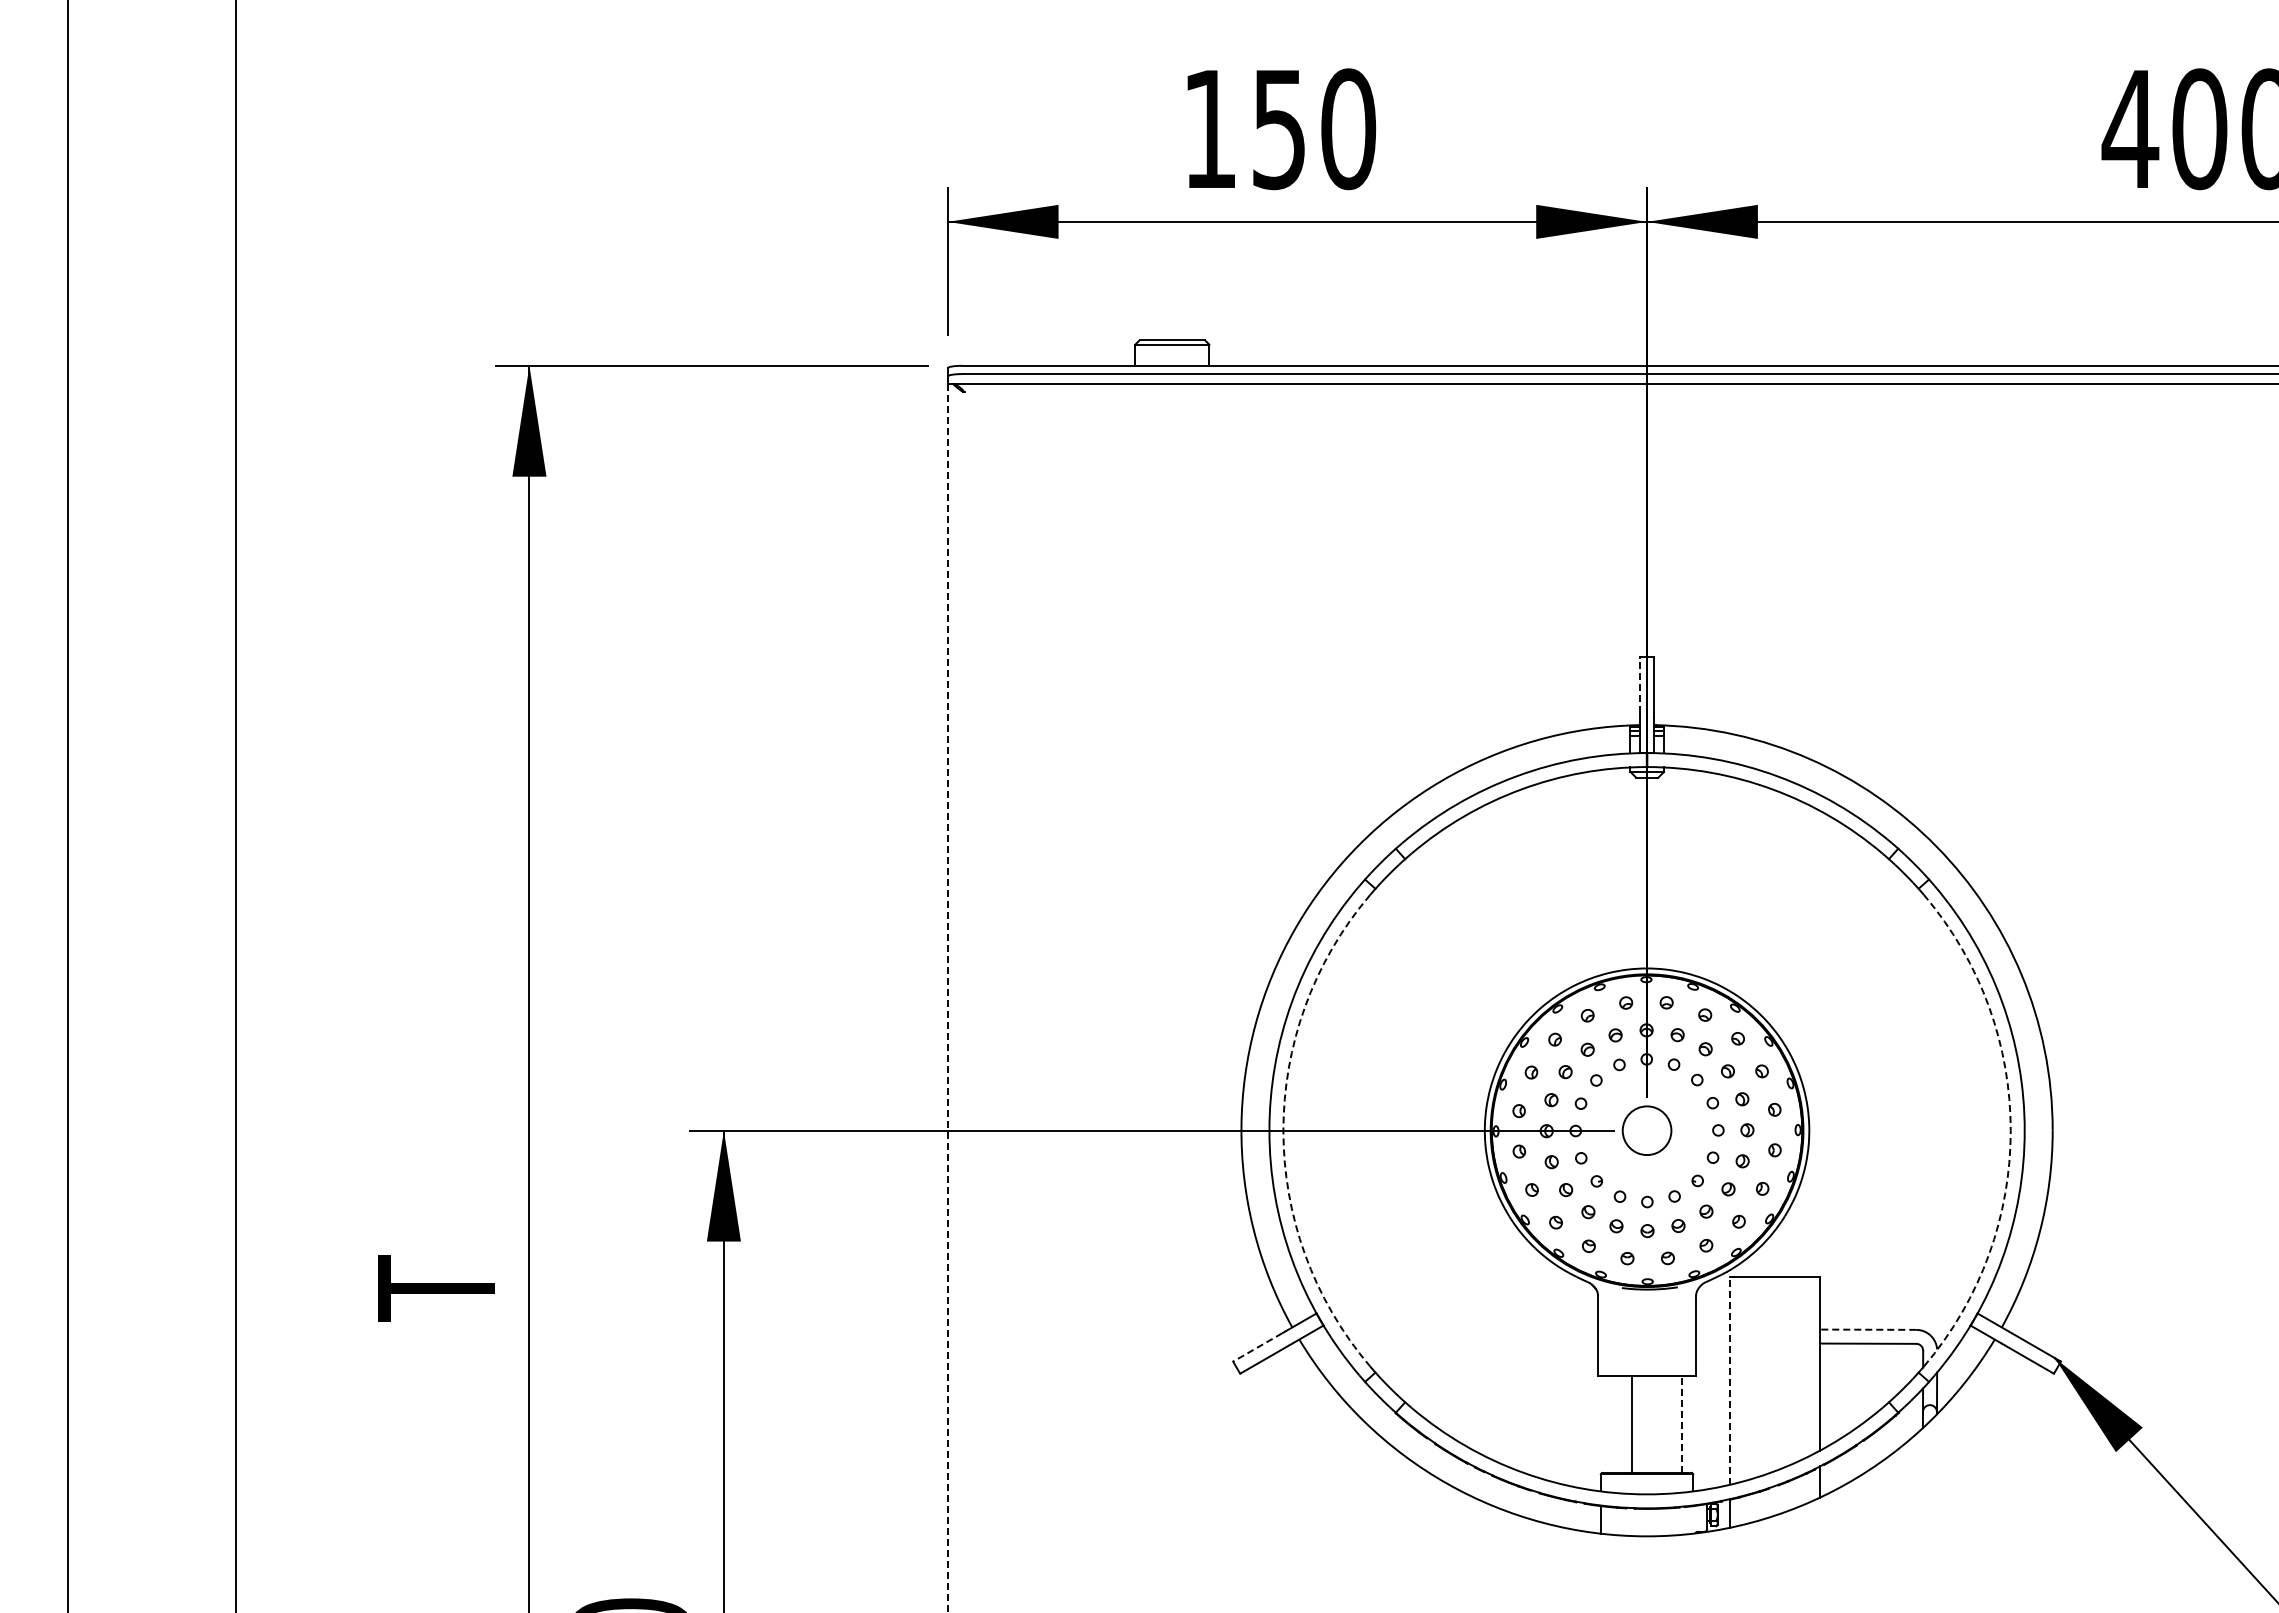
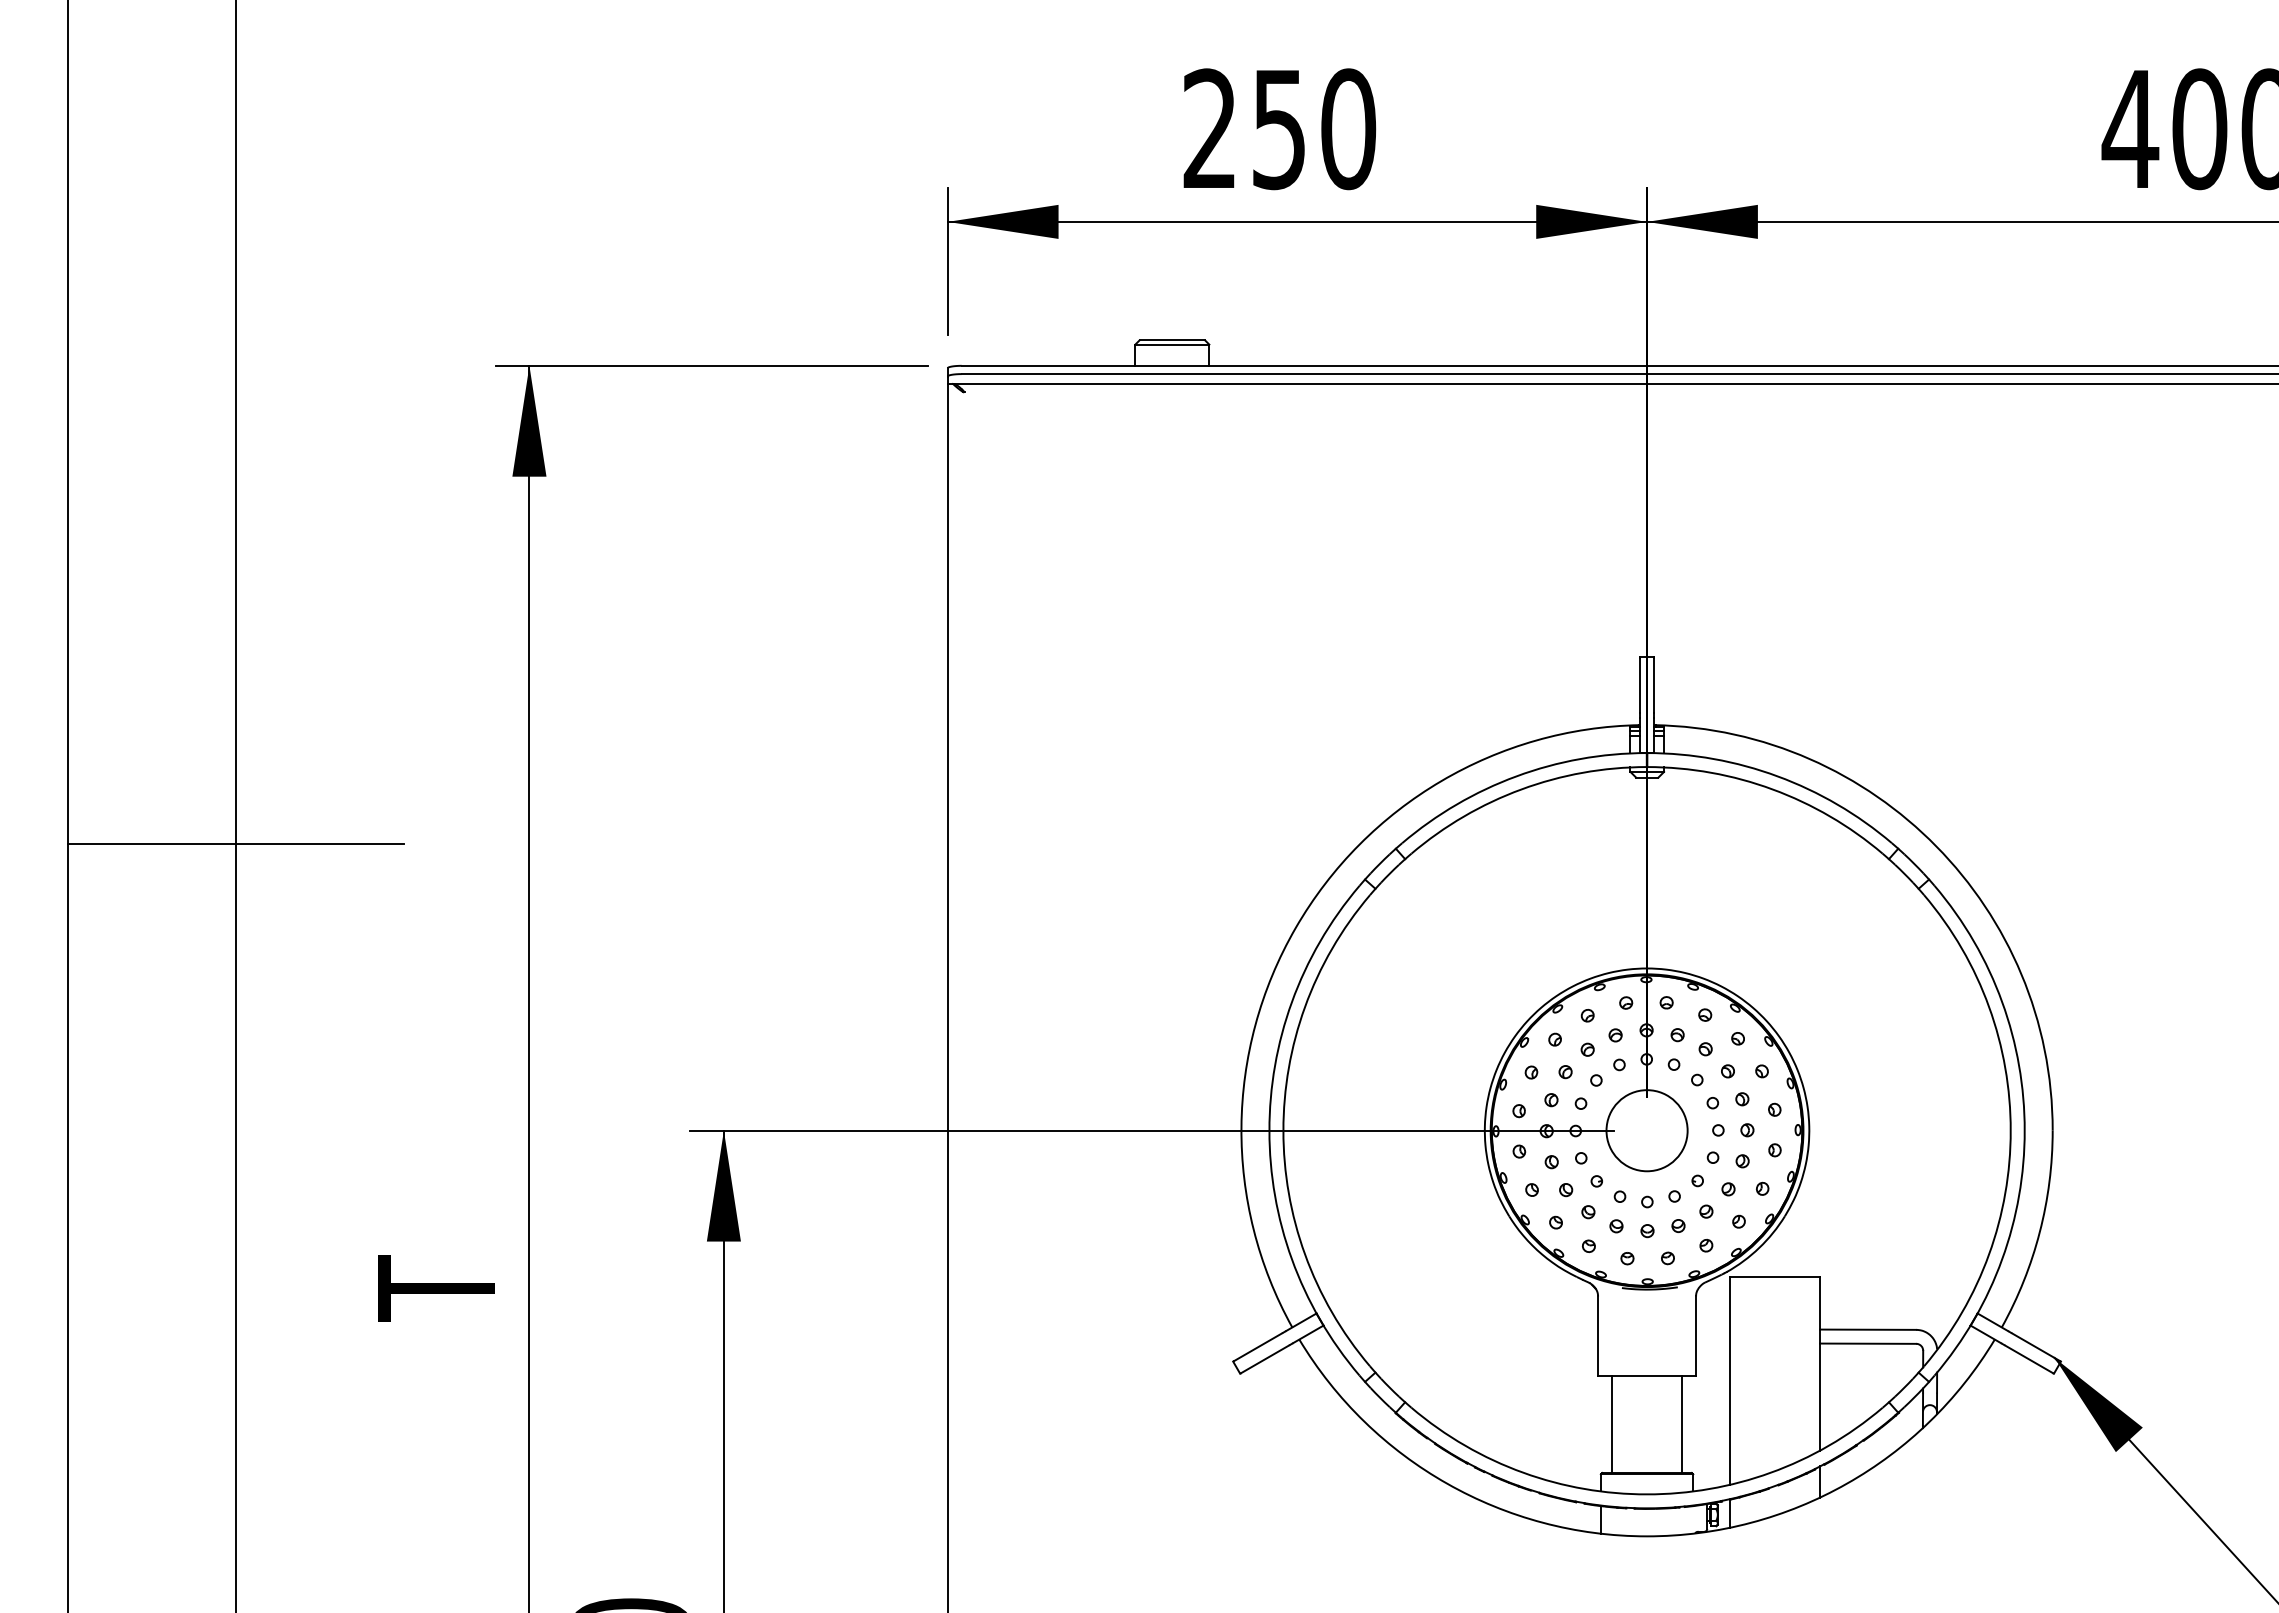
text: 150 -> 250 (1208, 127)
line: dashed -> solid (1640, 685)
line: none -> present (236, 843)
line: dashed -> solid (947, 998)
arc: dashed -> solid (1283, 1130)
circle diameter: 49 px -> 81 px (1646, 1130)
arc: dashed -> solid (2010, 1130)
line: dashed -> solid (1867, 1329)
line: dashed -> solid (1258, 1347)
line: dashed -> solid (1730, 1380)
line position: (1632, 1423) -> (1612, 1423) (1612, 1423)
line: dashed -> solid (1682, 1424)
